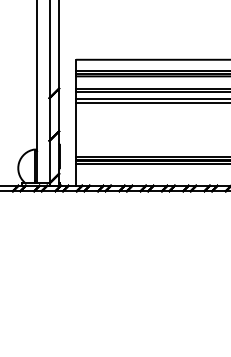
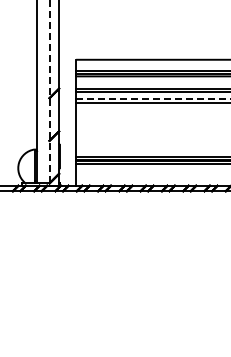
line: solid -> dashed (49, 93)
line: solid -> dashed (153, 98)
